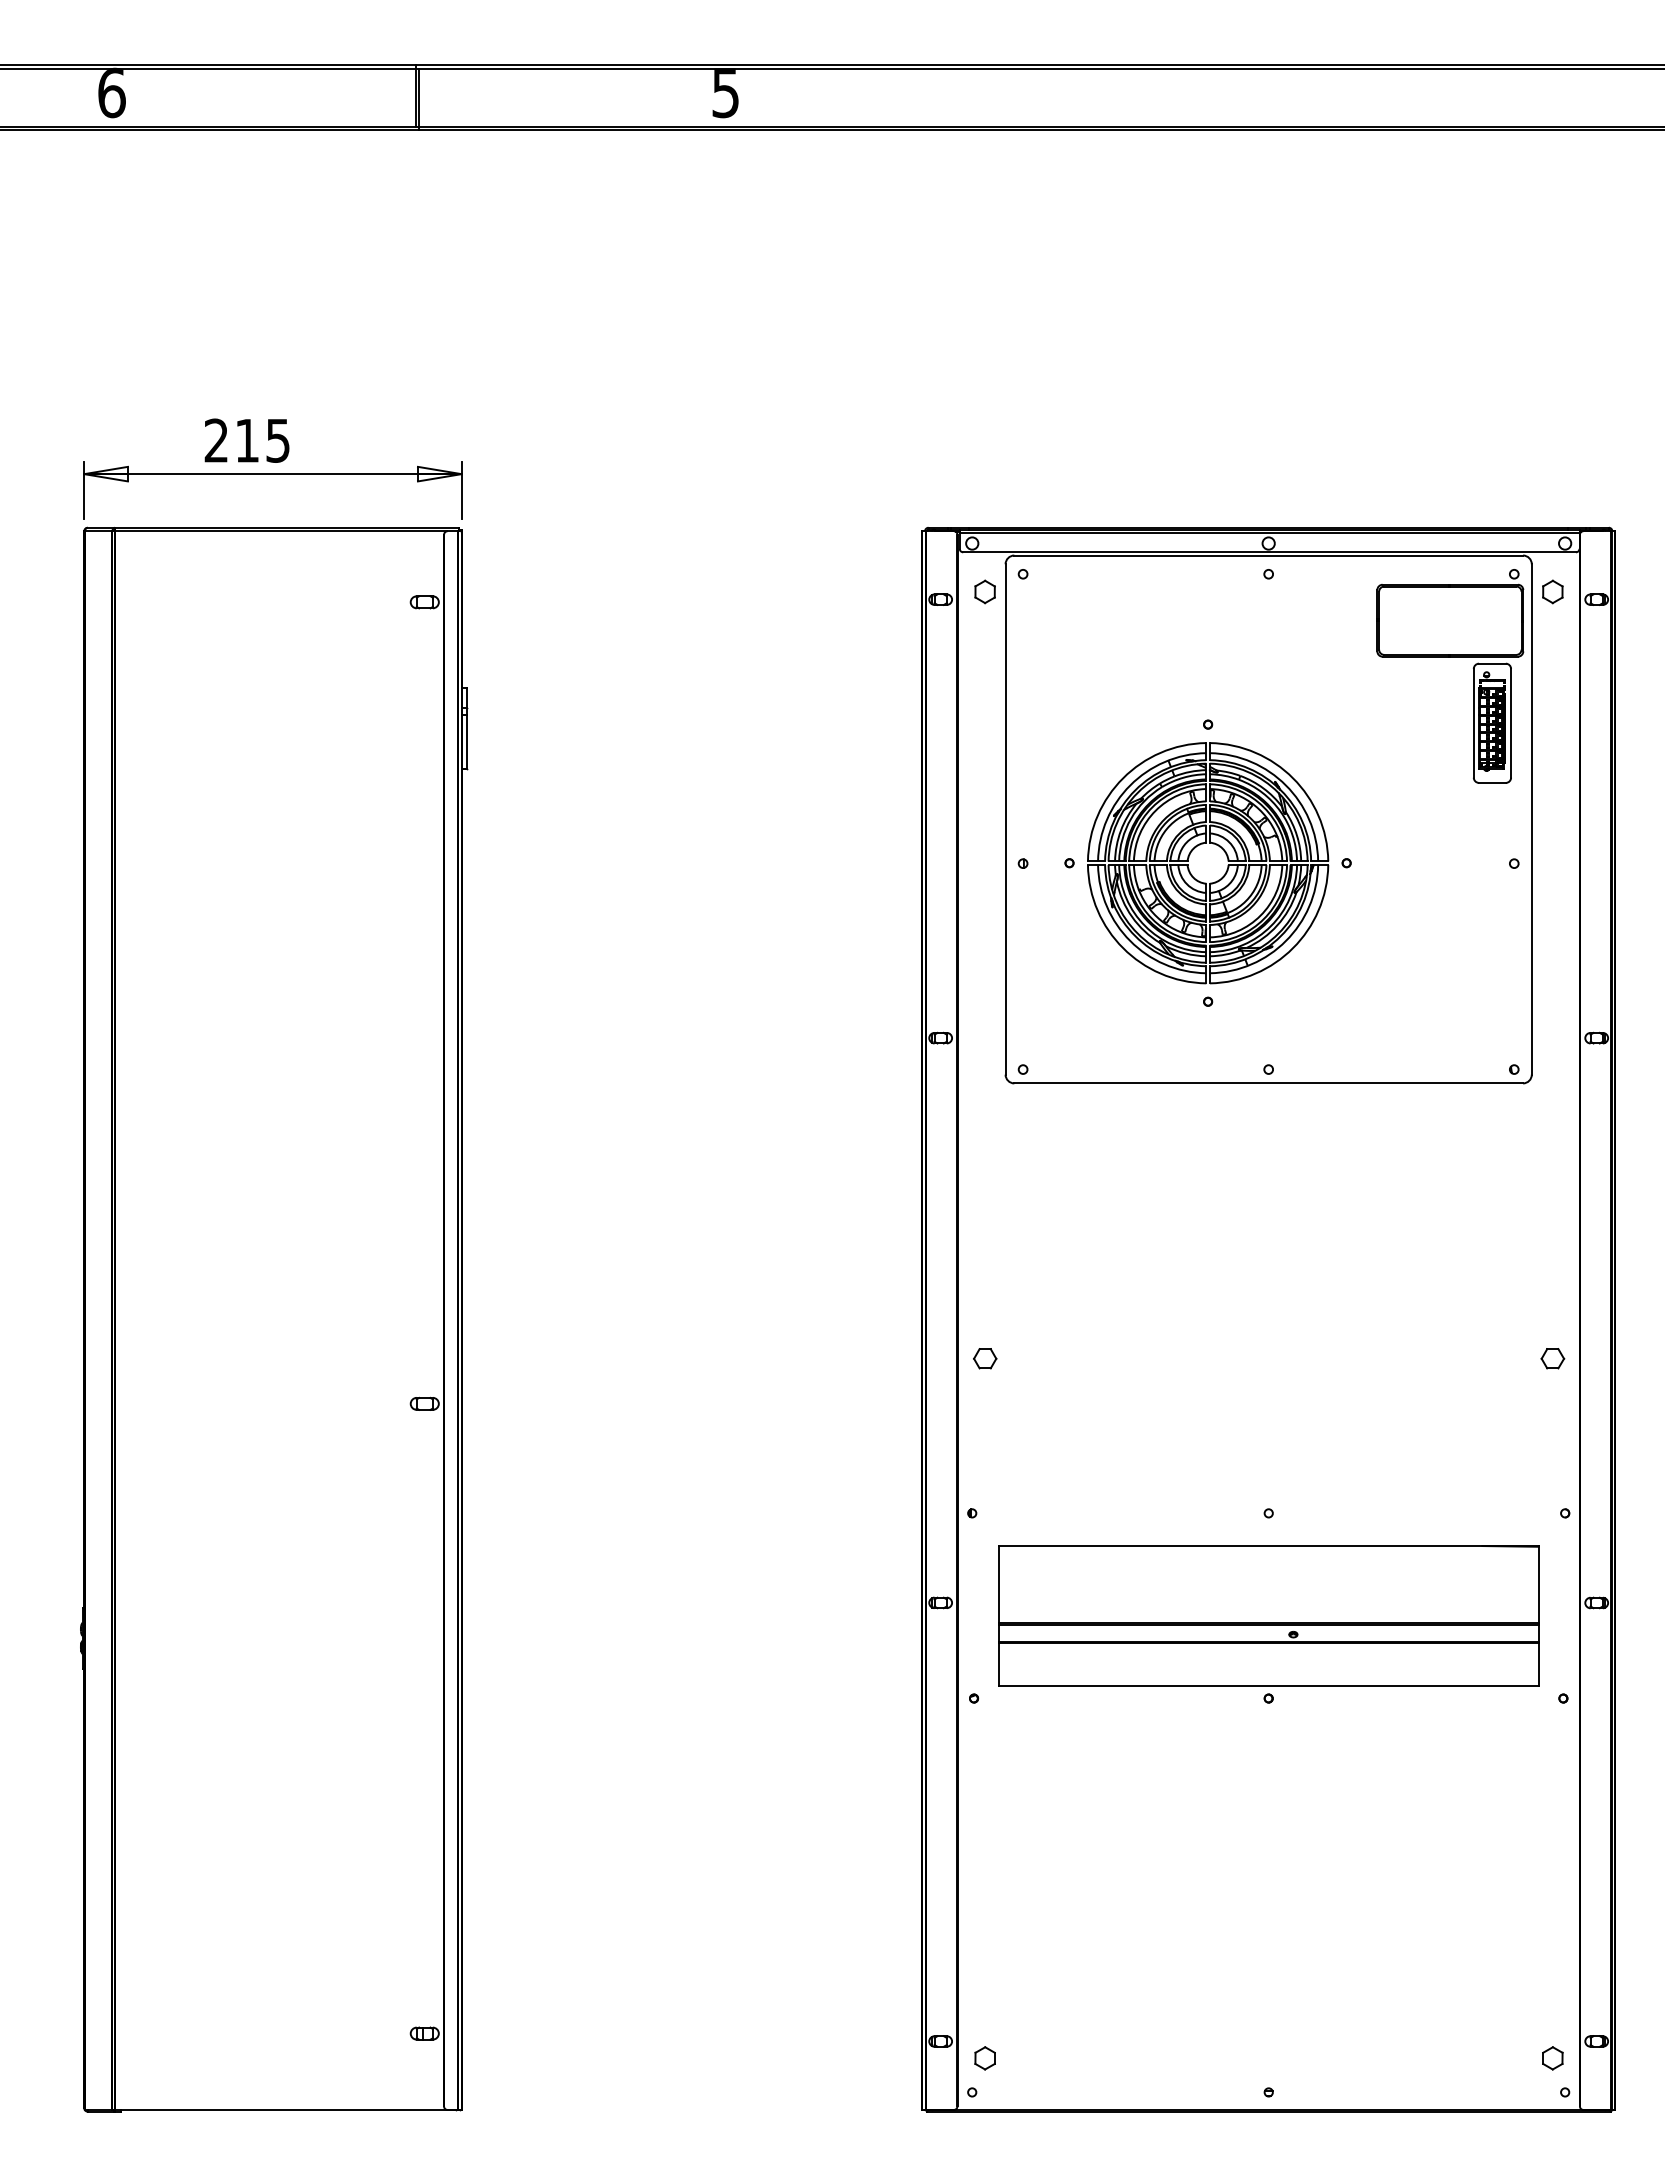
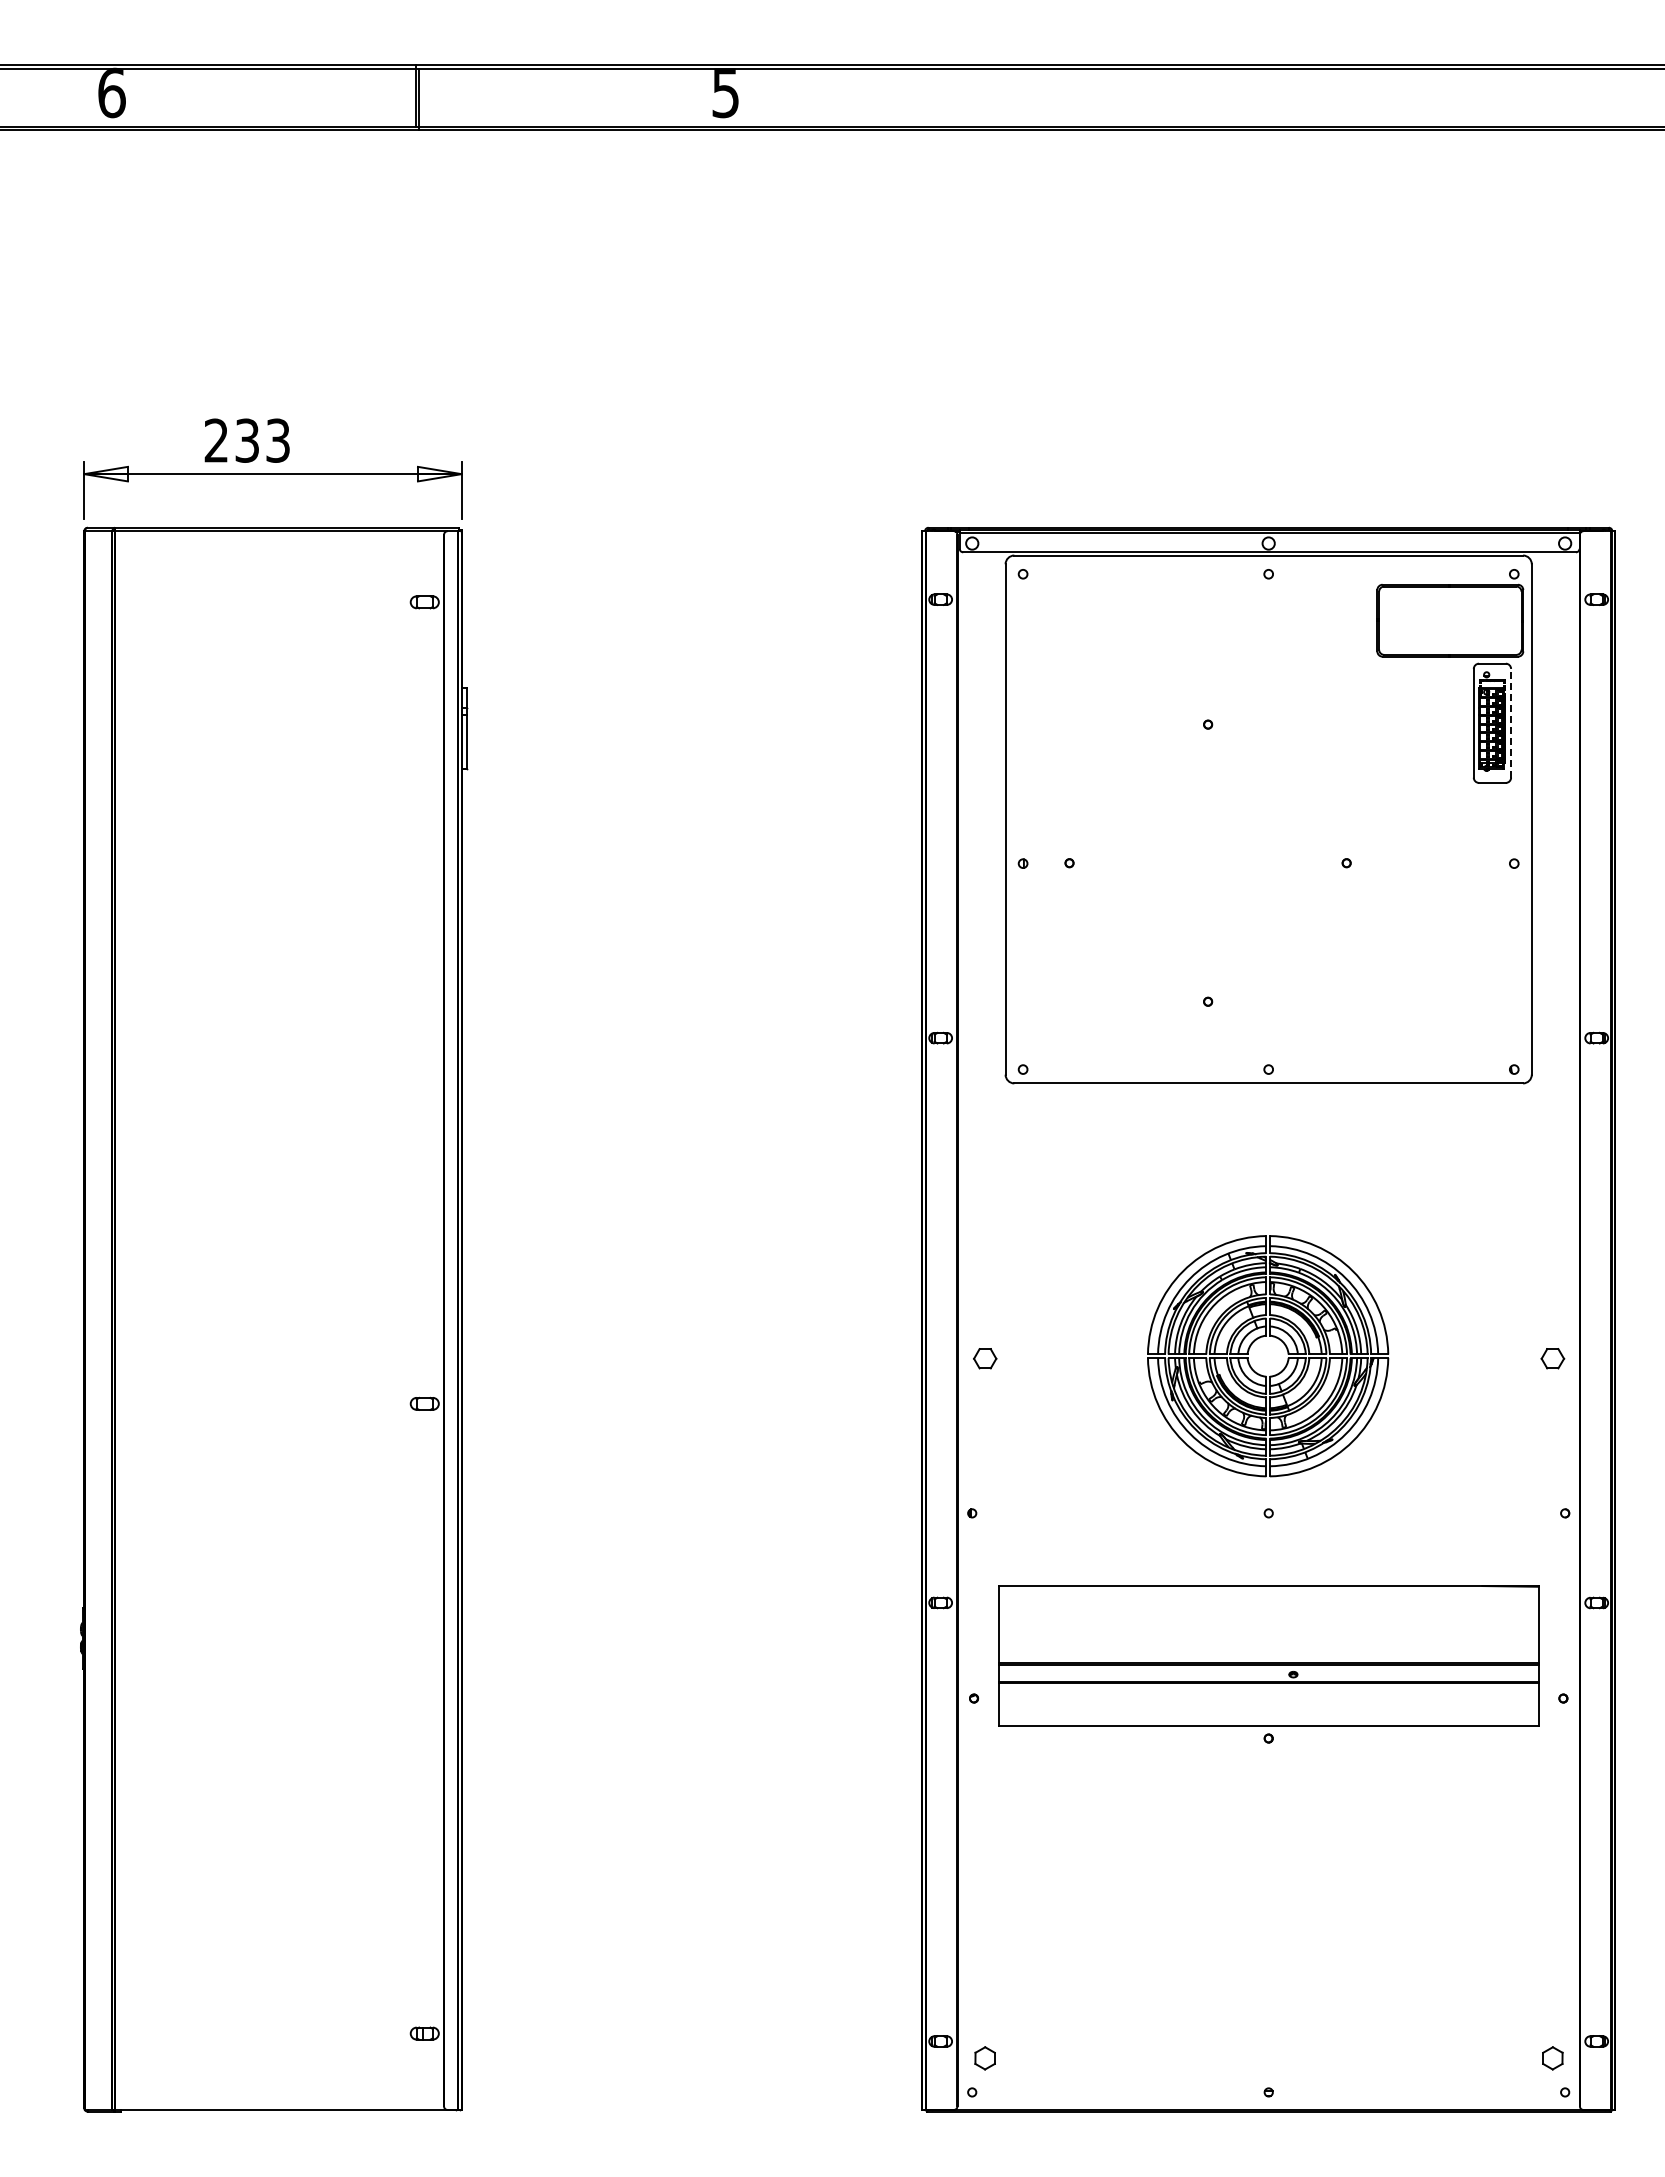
text: 215 -> 233 (262, 440)
part: present -> none (984, 591)
part: present -> none (1552, 591)
line: solid -> dashed (1511, 722)
part position: (1225, 871) -> (1285, 1364) (1285, 1364)
part position: (1268, 1624) -> (1268, 1664) (1268, 1664)
